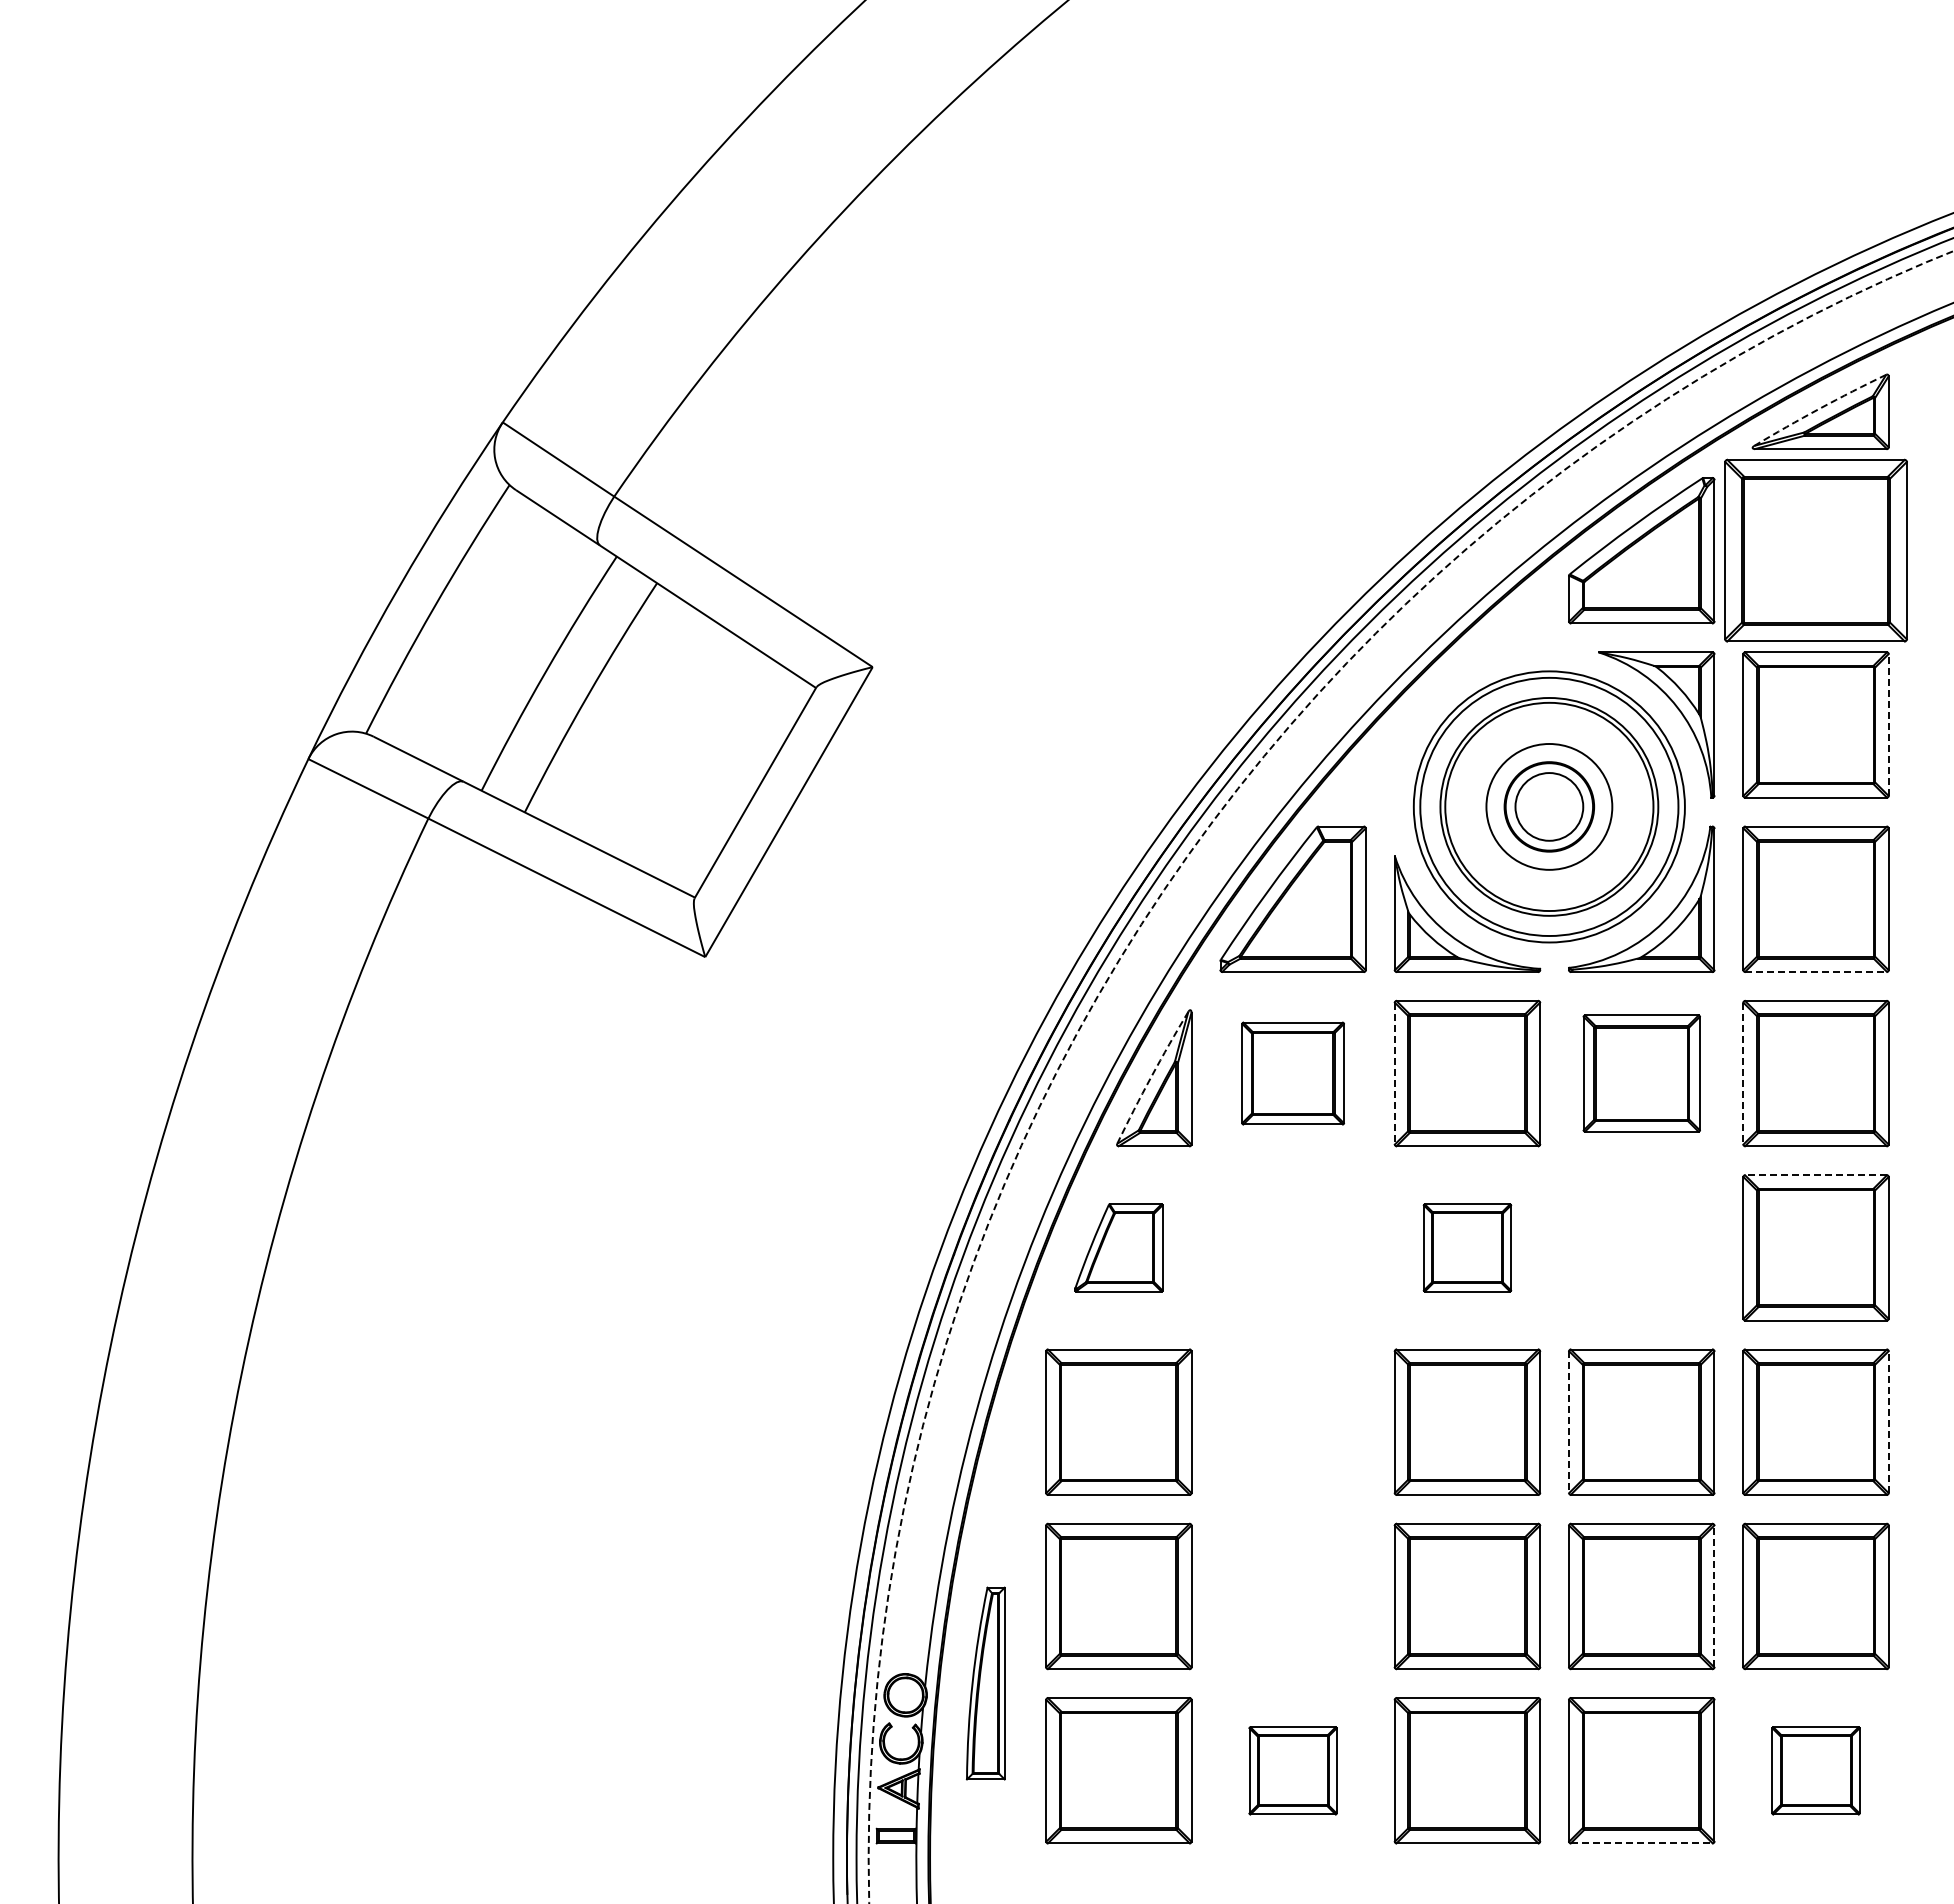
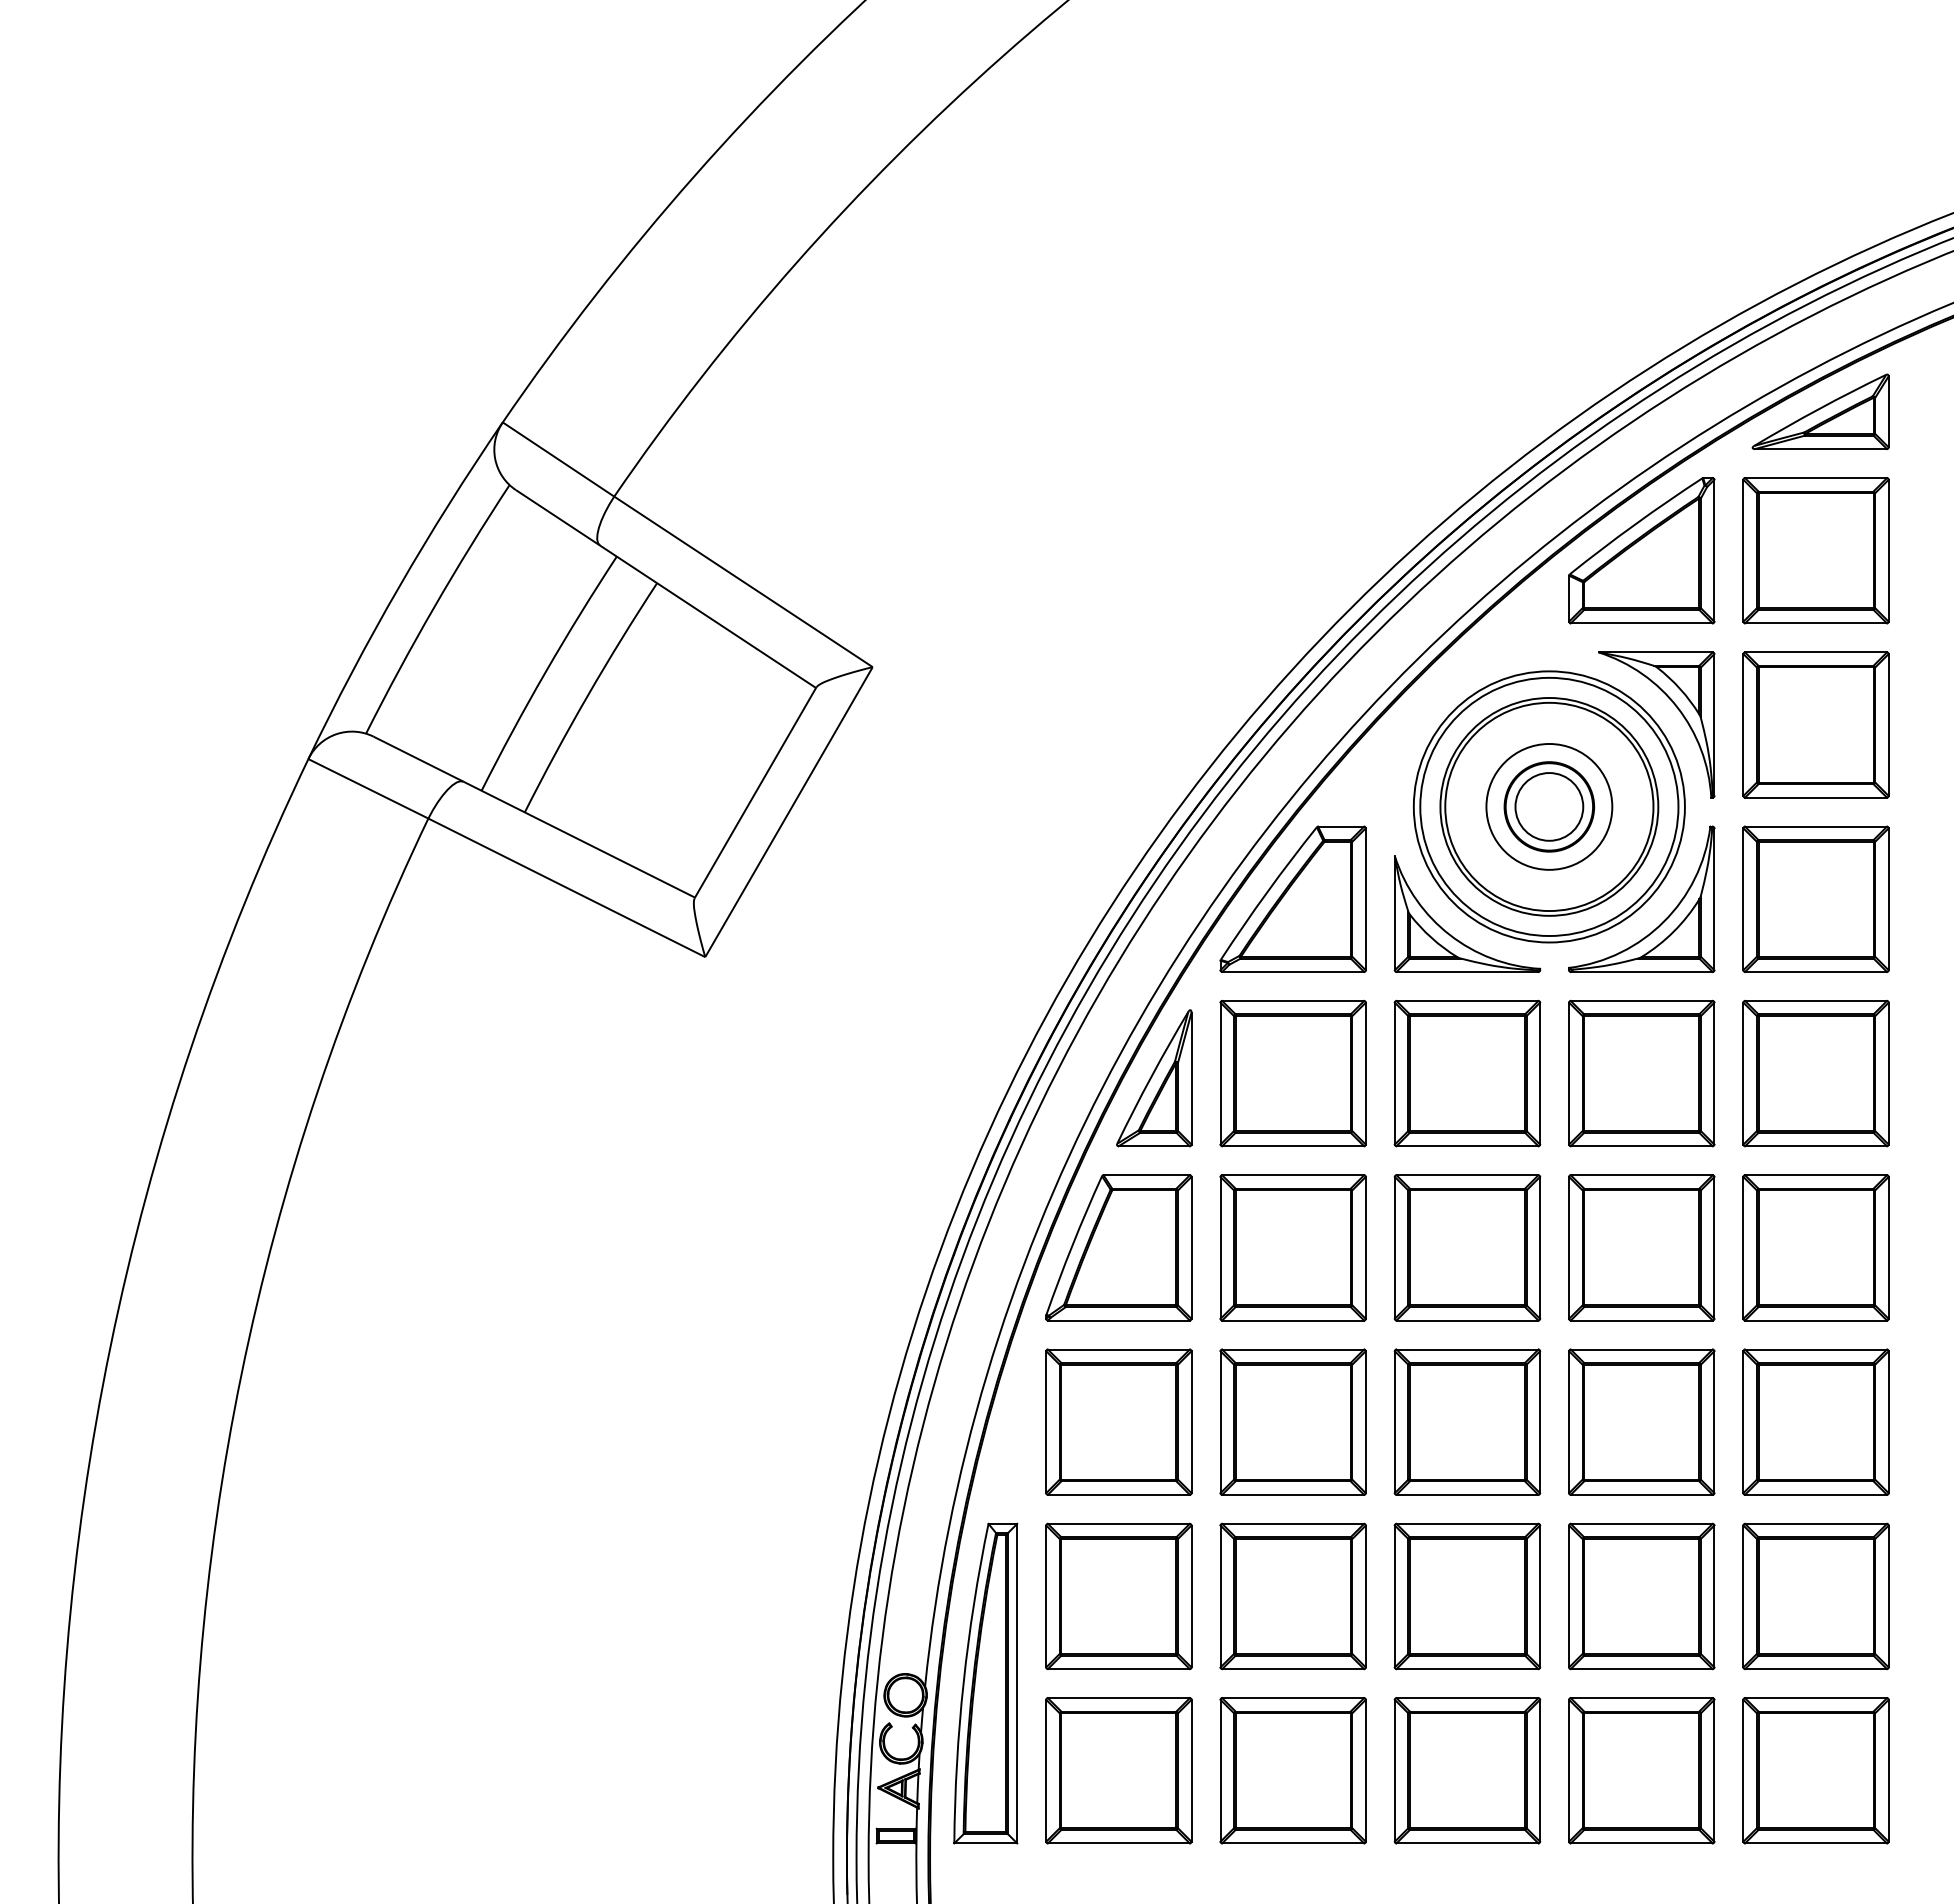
arc: dashed -> solid (1819, 408)
part size: 184x185 px -> 148x148 px (1815, 550)
line: dashed -> solid (1888, 725)
line: dashed -> solid (1816, 971)
part size: 104x105 px -> 148x149 px (1292, 1073)
line: dashed -> solid (1394, 1073)
part size: 119x119 px -> 148x149 px (1641, 1073)
line: dashed -> solid (1743, 1073)
arc: dashed -> solid (1151, 1076)
circle: dashed -> solid (1410, 1077)
line: dashed -> solid (1816, 1175)
part size: 90x90 px -> 148x148 px (1118, 1247)
part: none -> present (1292, 1247)
part size: 91x90 px -> 149x148 px (1467, 1247)
part: none -> present (1641, 1247)
part: none -> present (1292, 1421)
line: dashed -> solid (1569, 1422)
line: dashed -> solid (1888, 1422)
part: none -> present (1292, 1596)
line: dashed -> solid (1714, 1596)
part size: 41x195 px -> 66x323 px (985, 1683)
part size: 90x90 px -> 148x148 px (1292, 1770)
part size: 90x90 px -> 148x148 px (1815, 1770)
line: dashed -> solid (1641, 1843)
